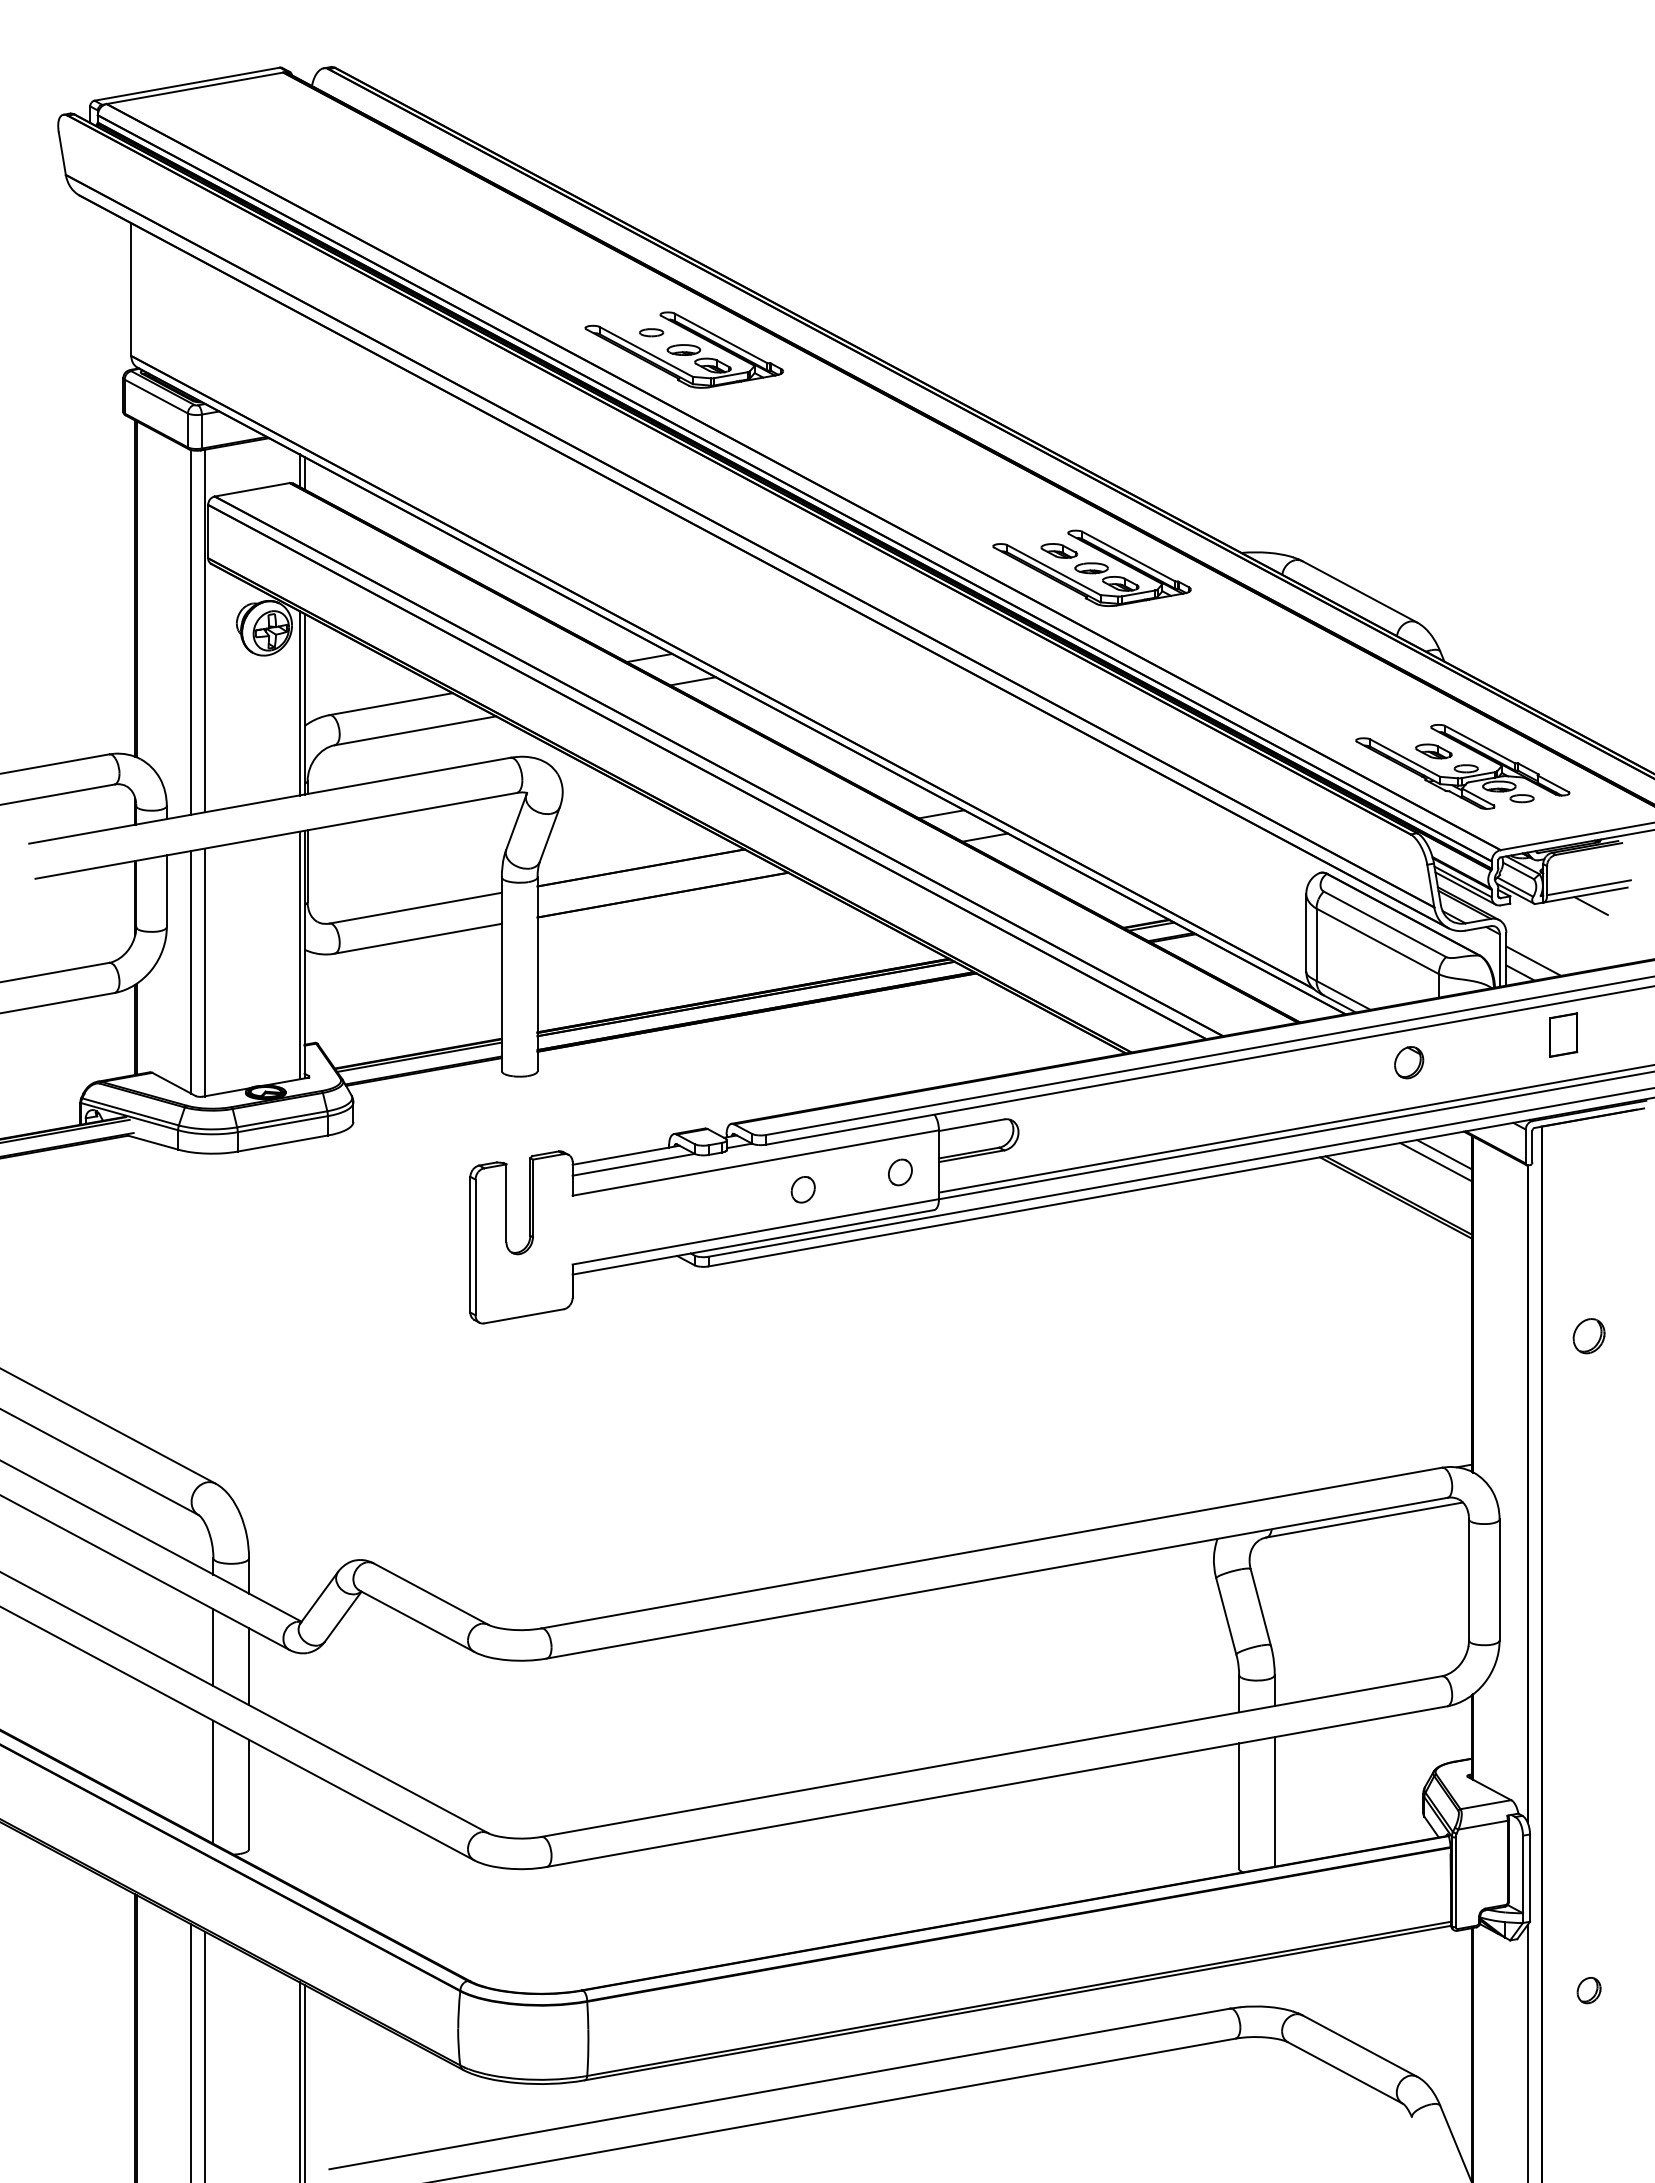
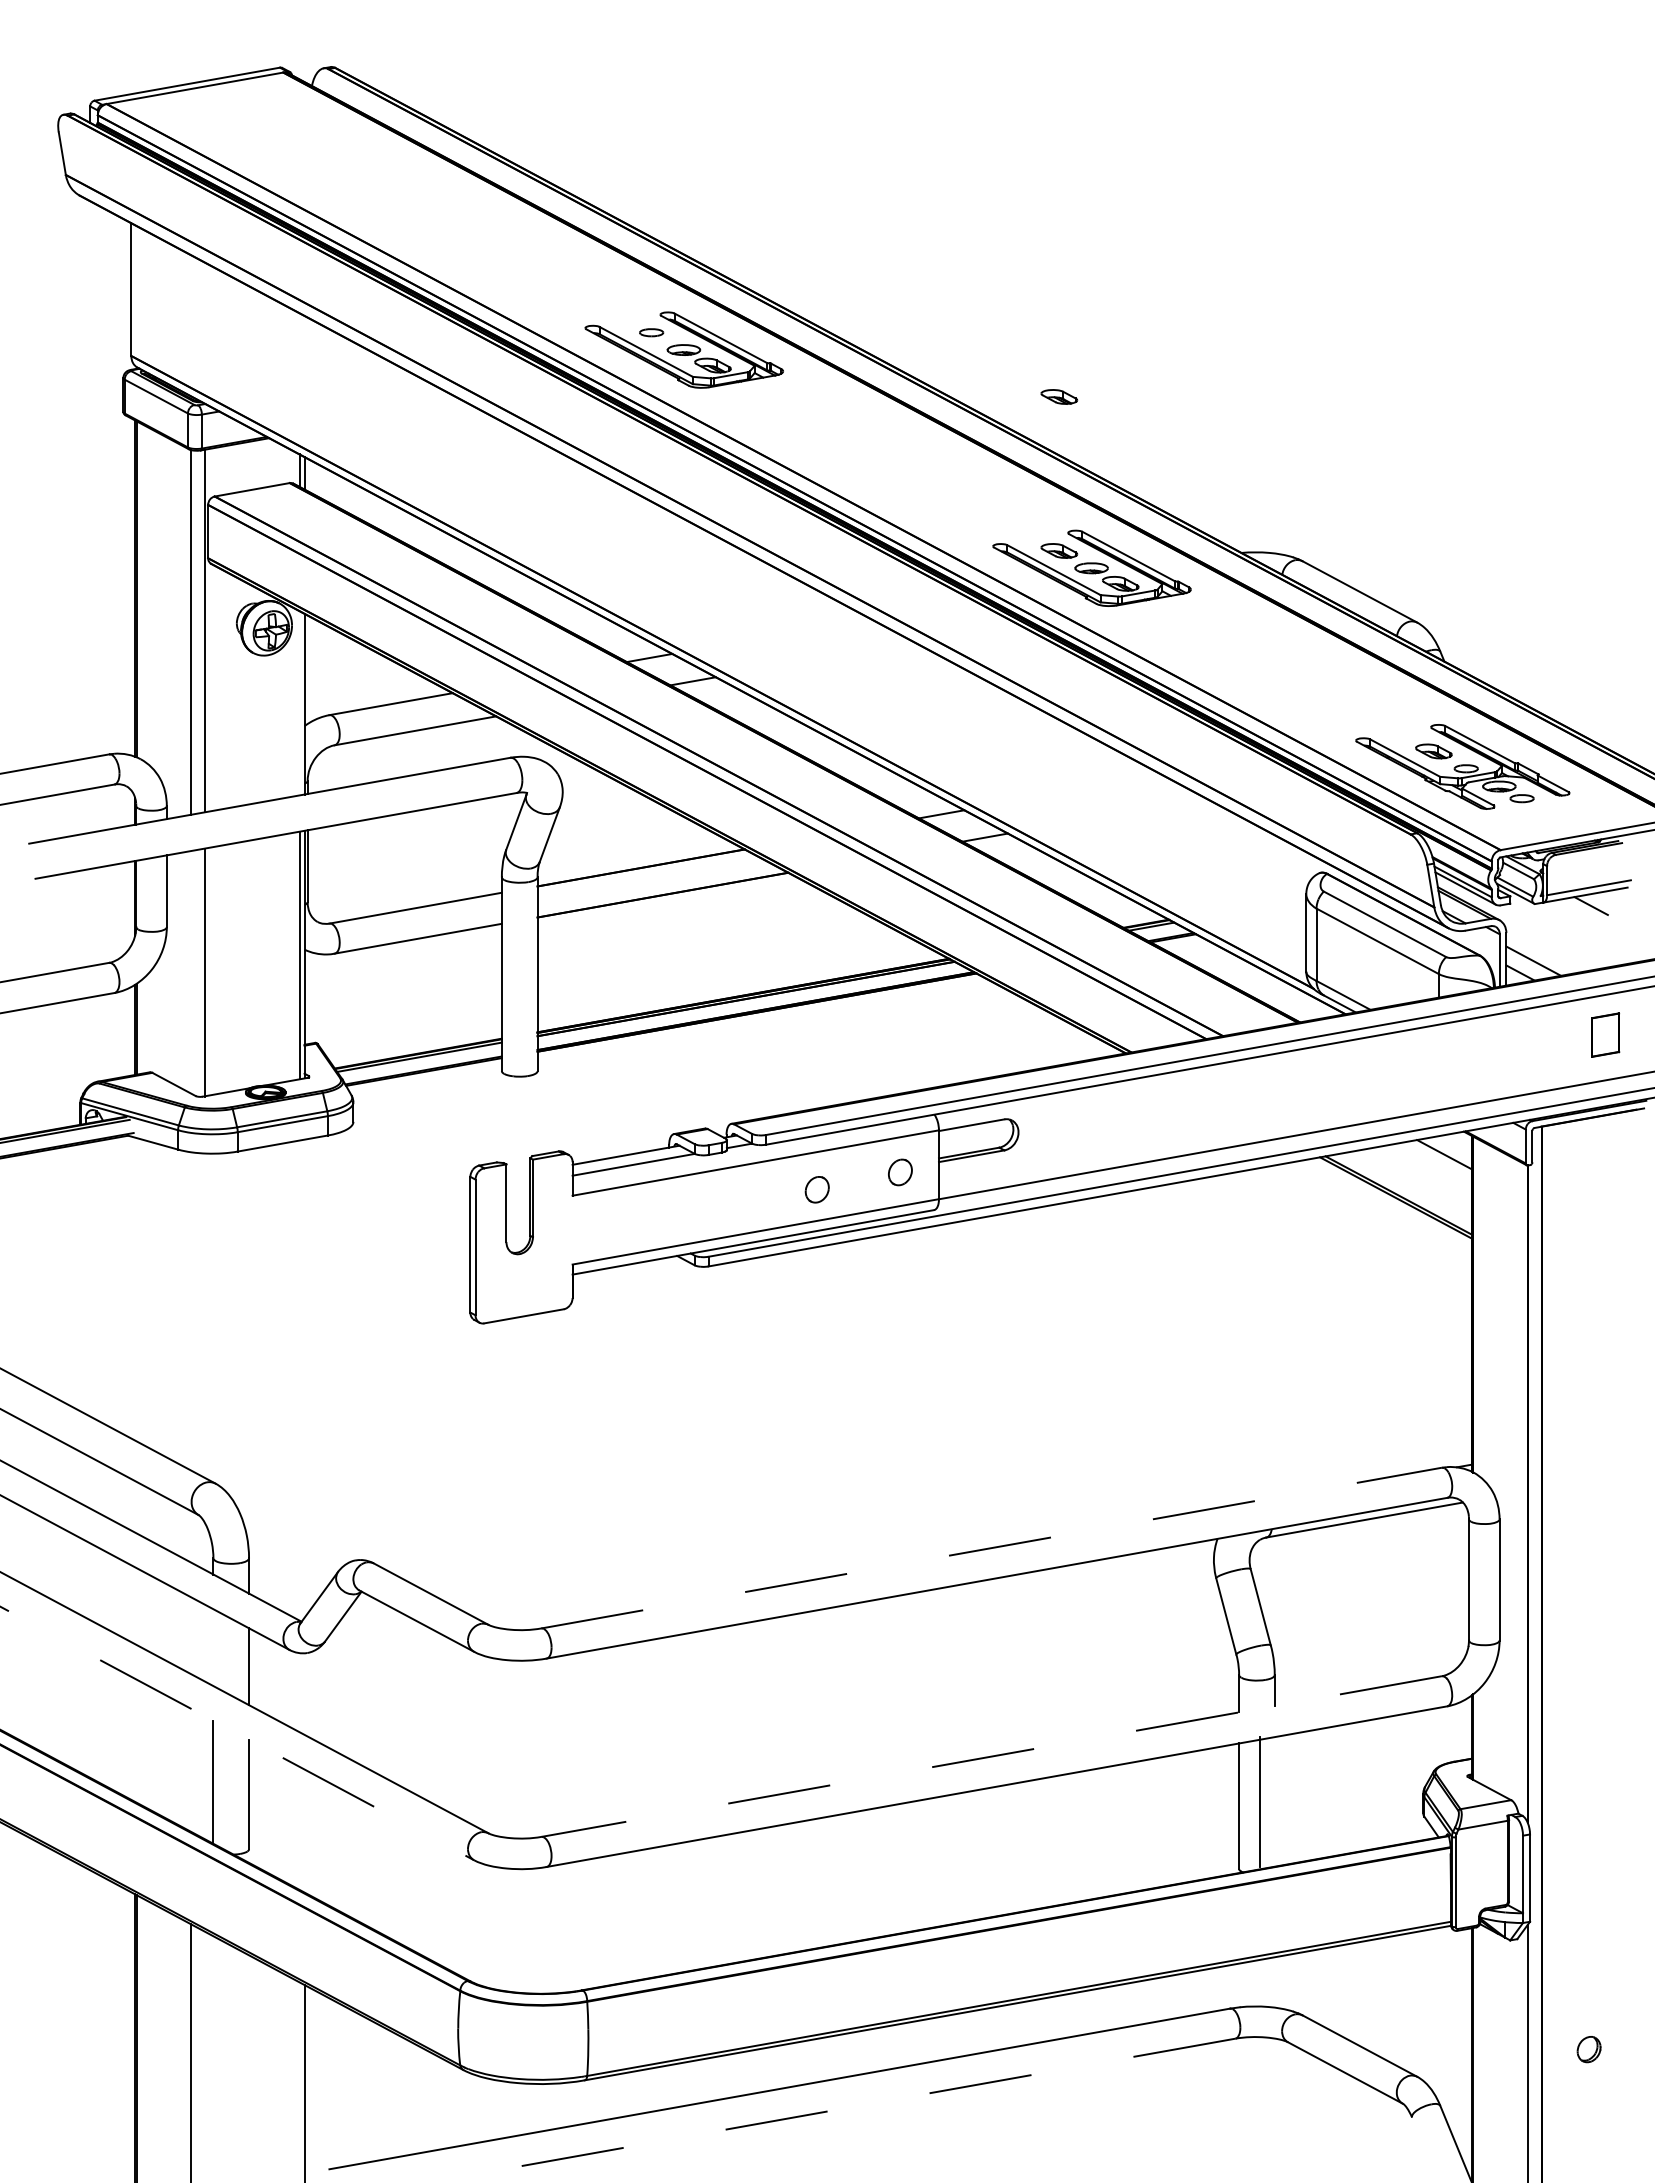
part: none -> present (1059, 396)
line: present -> none (299, 703)
line: present -> none (191, 972)
part position: (1563, 1034) -> (1605, 1034) (1605, 1034)
part: present -> none (1409, 1062)
line: present -> none (1294, 1128)
line: present -> none (1436, 1162)
part position: (802, 1189) -> (816, 1189) (816, 1189)
part: present -> none (1588, 1336)
line: solid -> dashed (992, 1548)
line: present -> none (213, 1647)
line: solid -> dashed (237, 1733)
line: solid -> dashed (991, 1756)
line position: (1274, 1801) -> (1259, 1801) (1259, 1801)
part position: (1588, 1990) -> (1588, 2049) (1588, 2049)
line: present -> none (205, 2055)
line: present -> none (299, 2080)
line: solid -> dashed (830, 2110)
